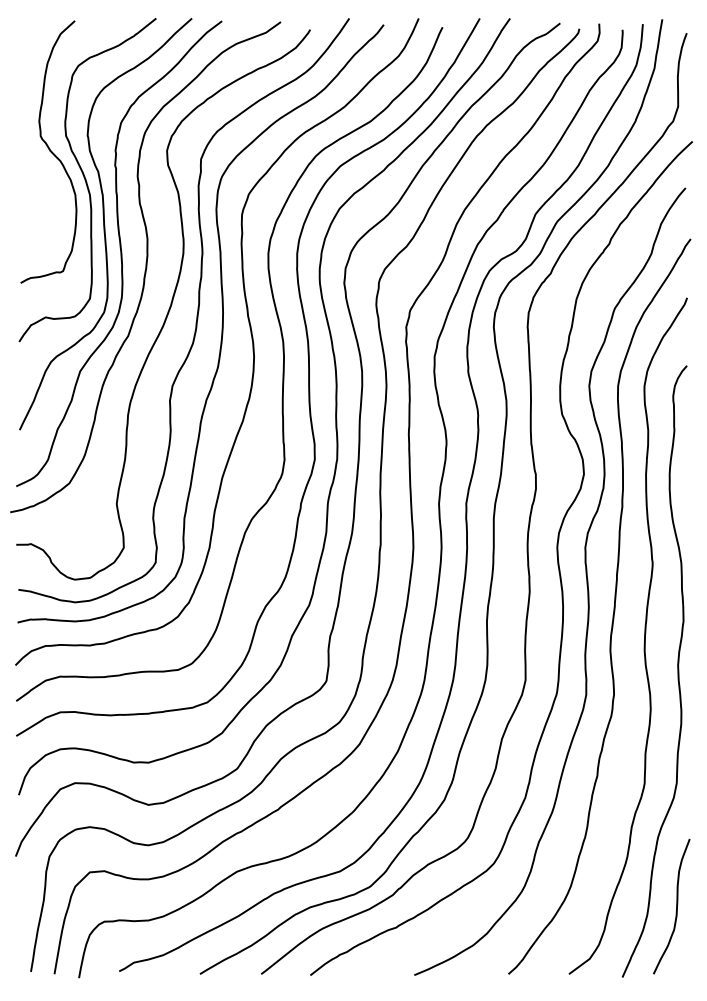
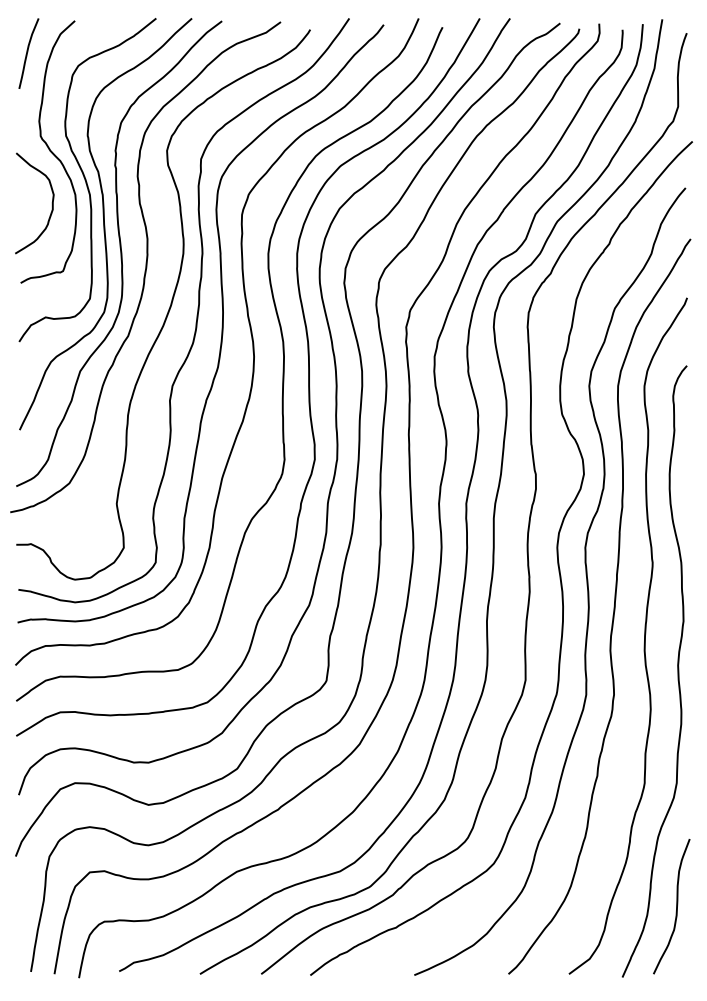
curve: none -> present (28, 52)
curve: none -> present (51, 203)
